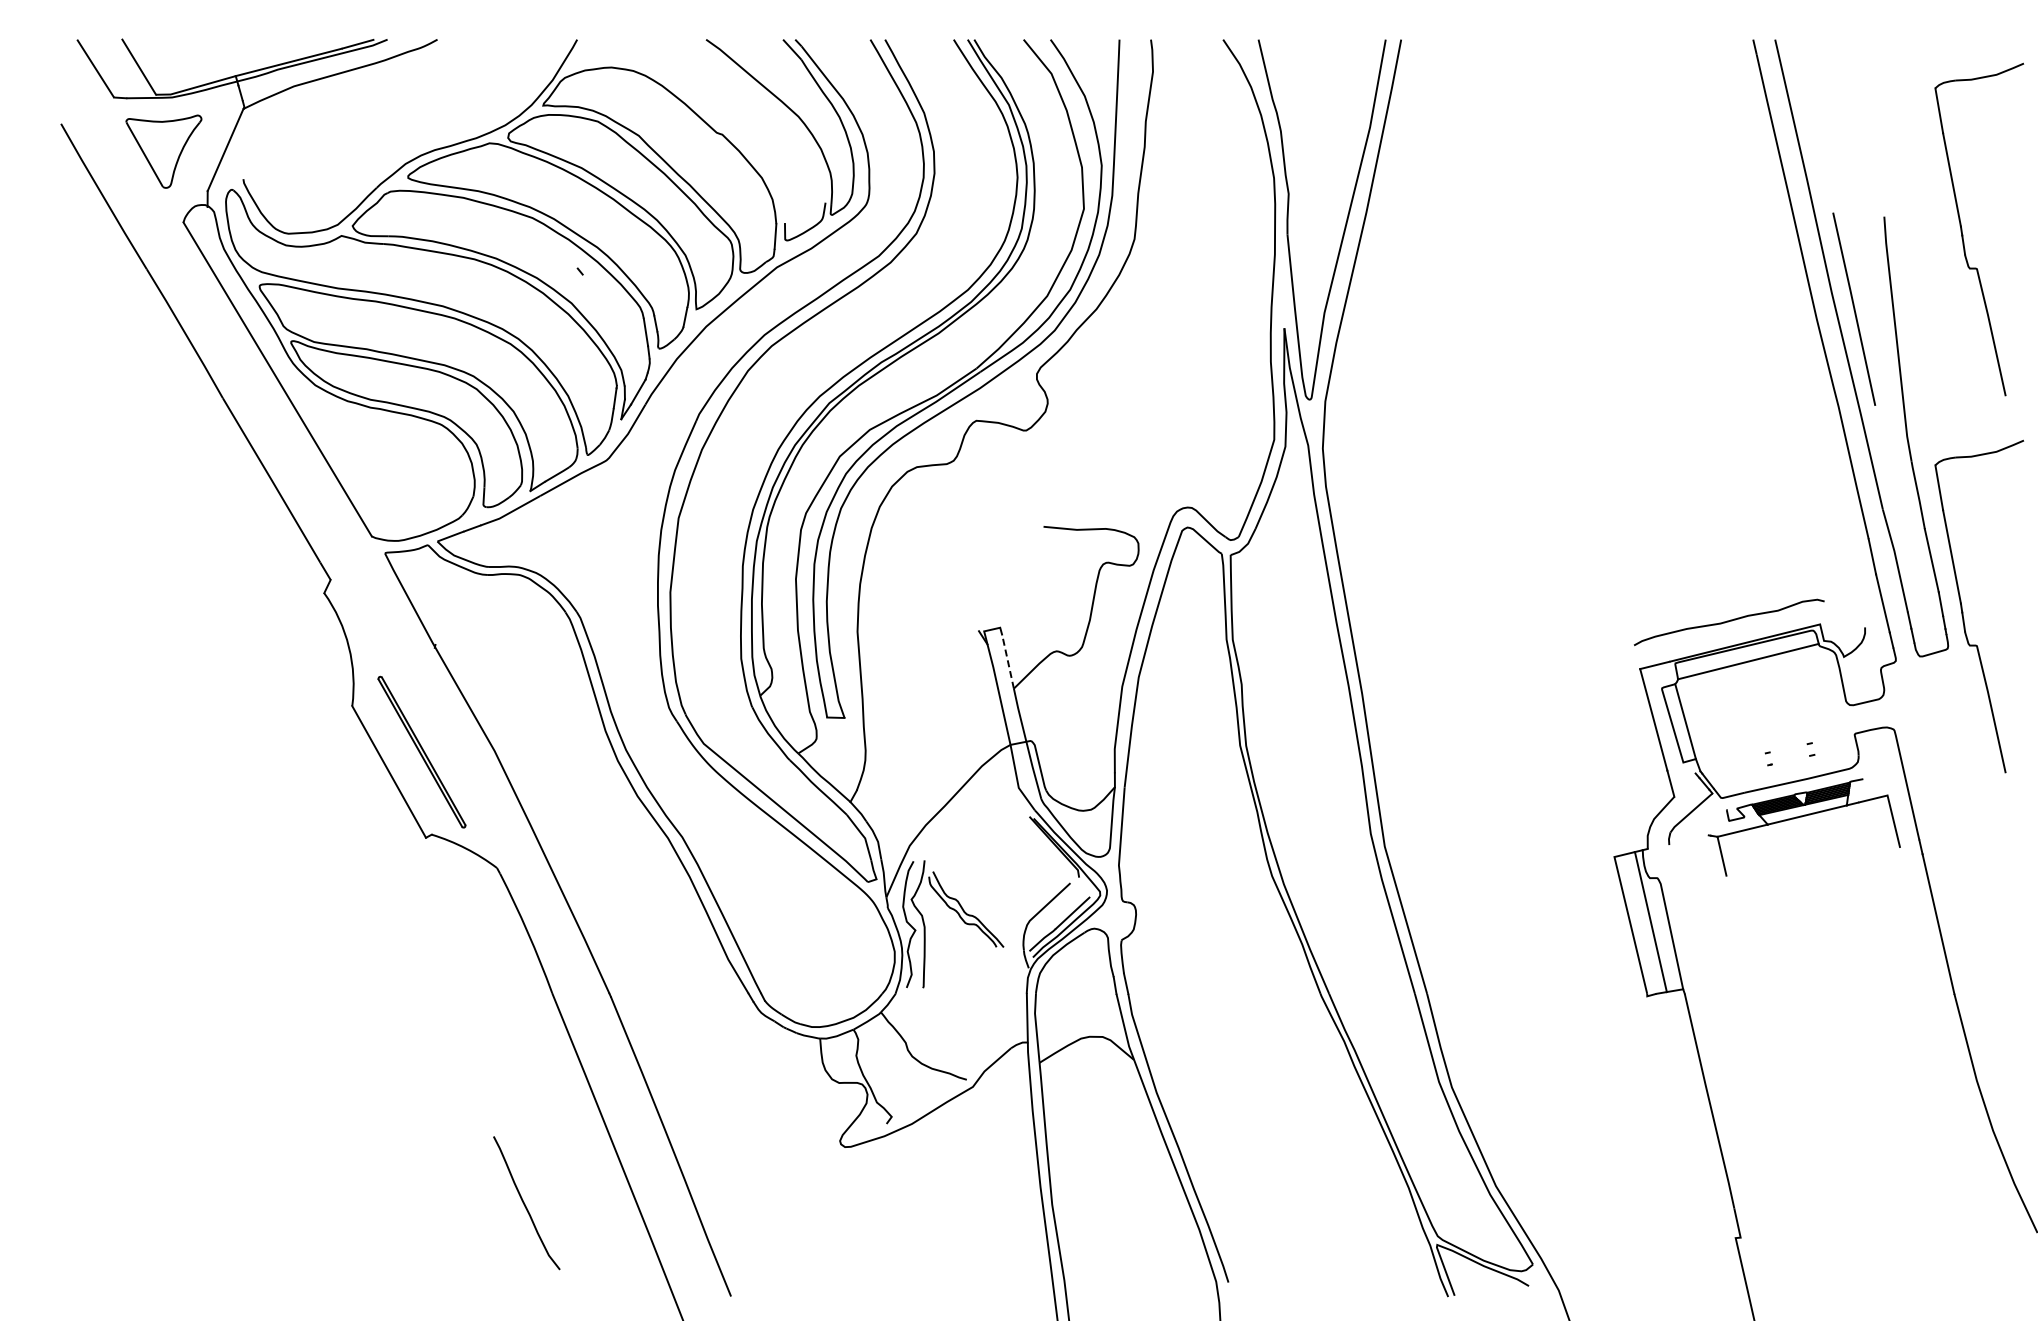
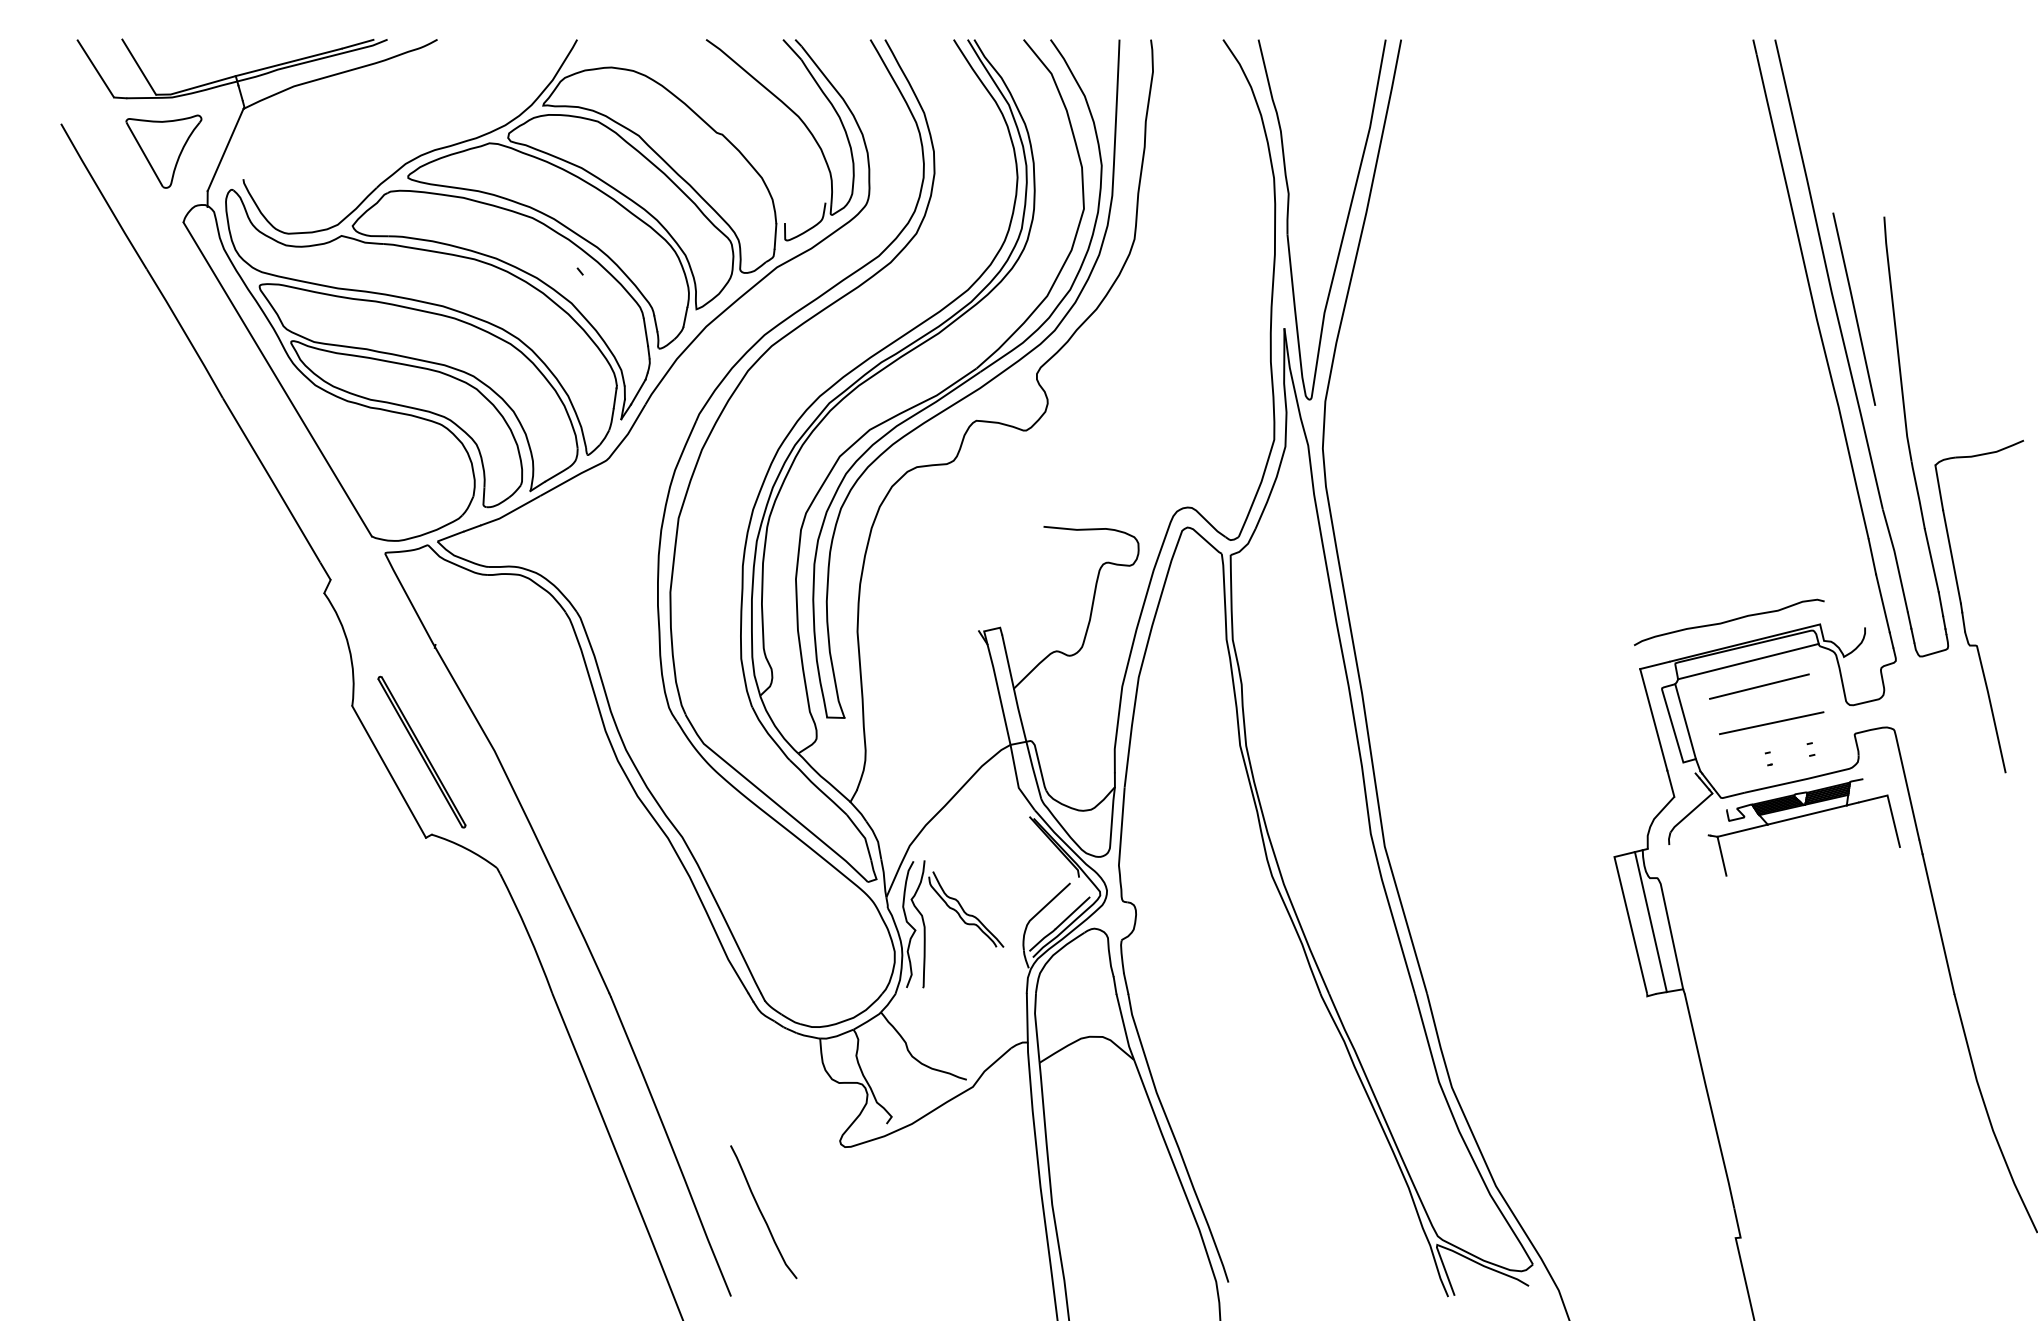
part: present -> none (1963, 234)
line: dashed -> solid (1008, 661)
line: none -> present (1759, 686)
line: none -> present (1771, 723)
curve position: (525, 1204) -> (762, 1213) (762, 1213)
